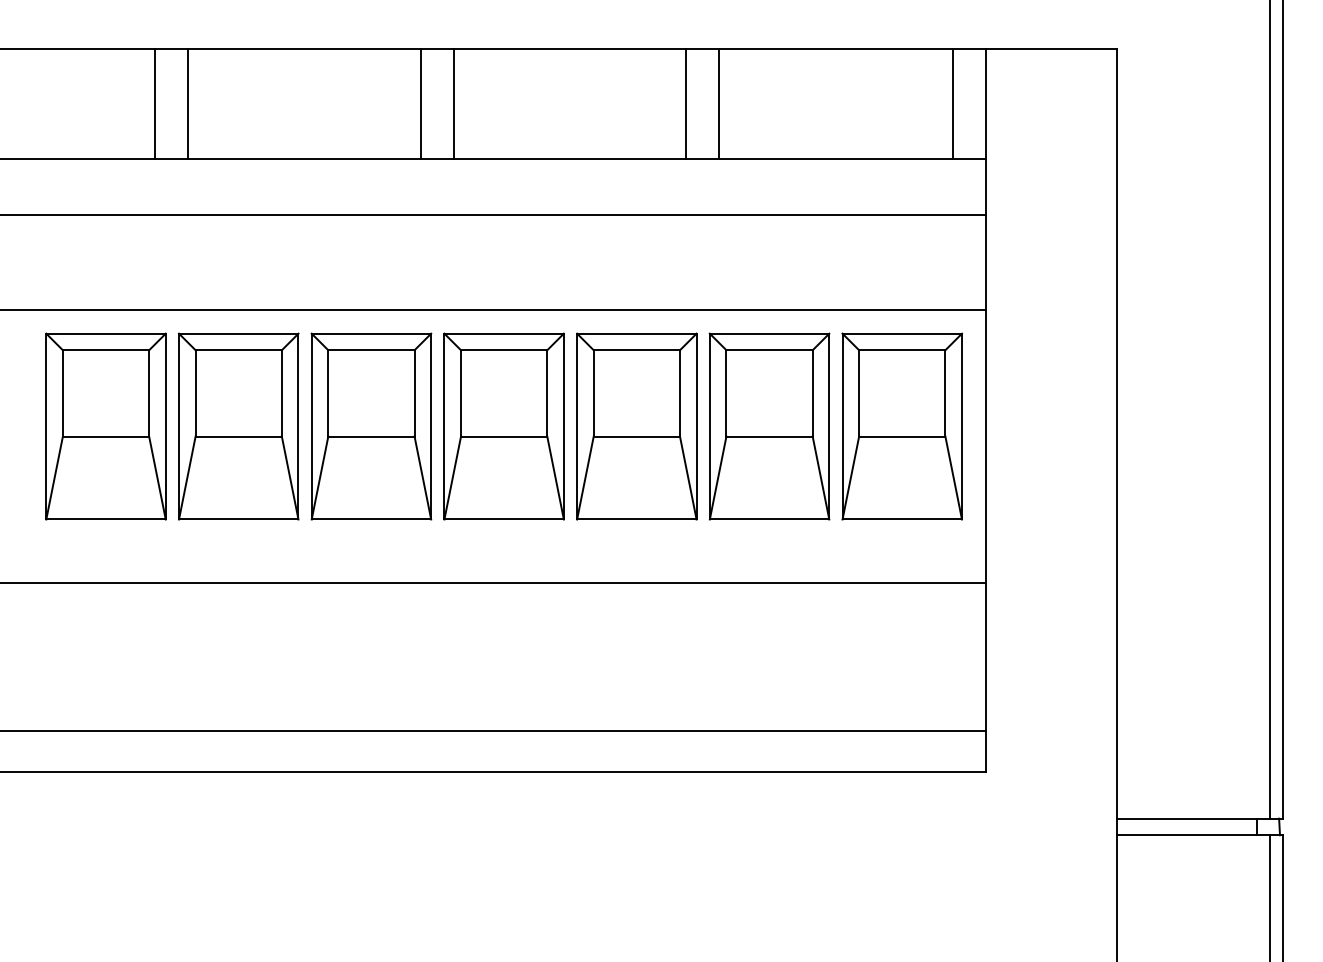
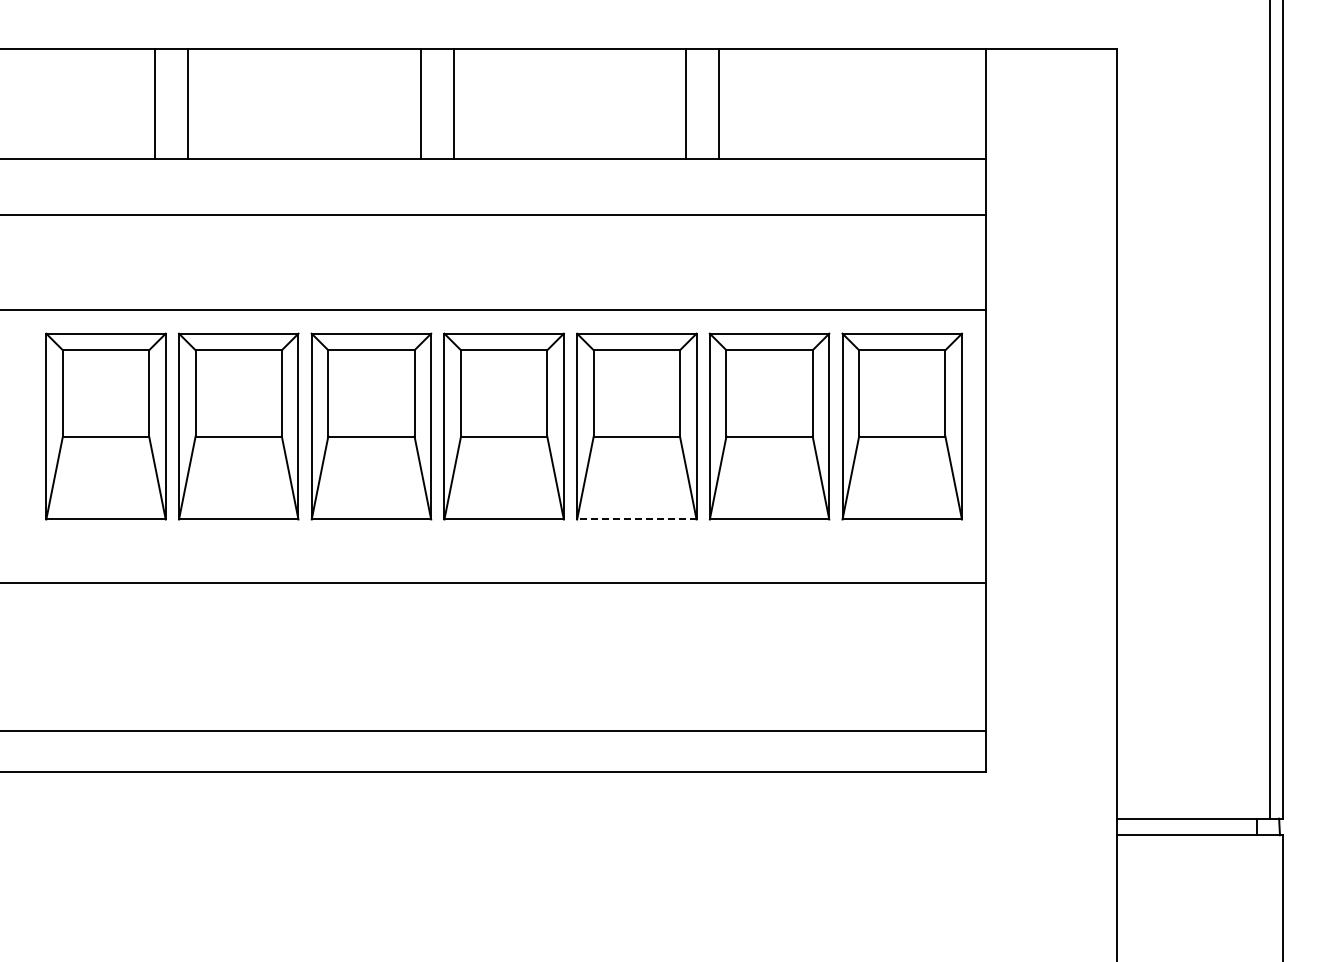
line: present -> none (952, 103)
line: solid -> dashed (636, 519)
line: present -> none (1270, 896)
